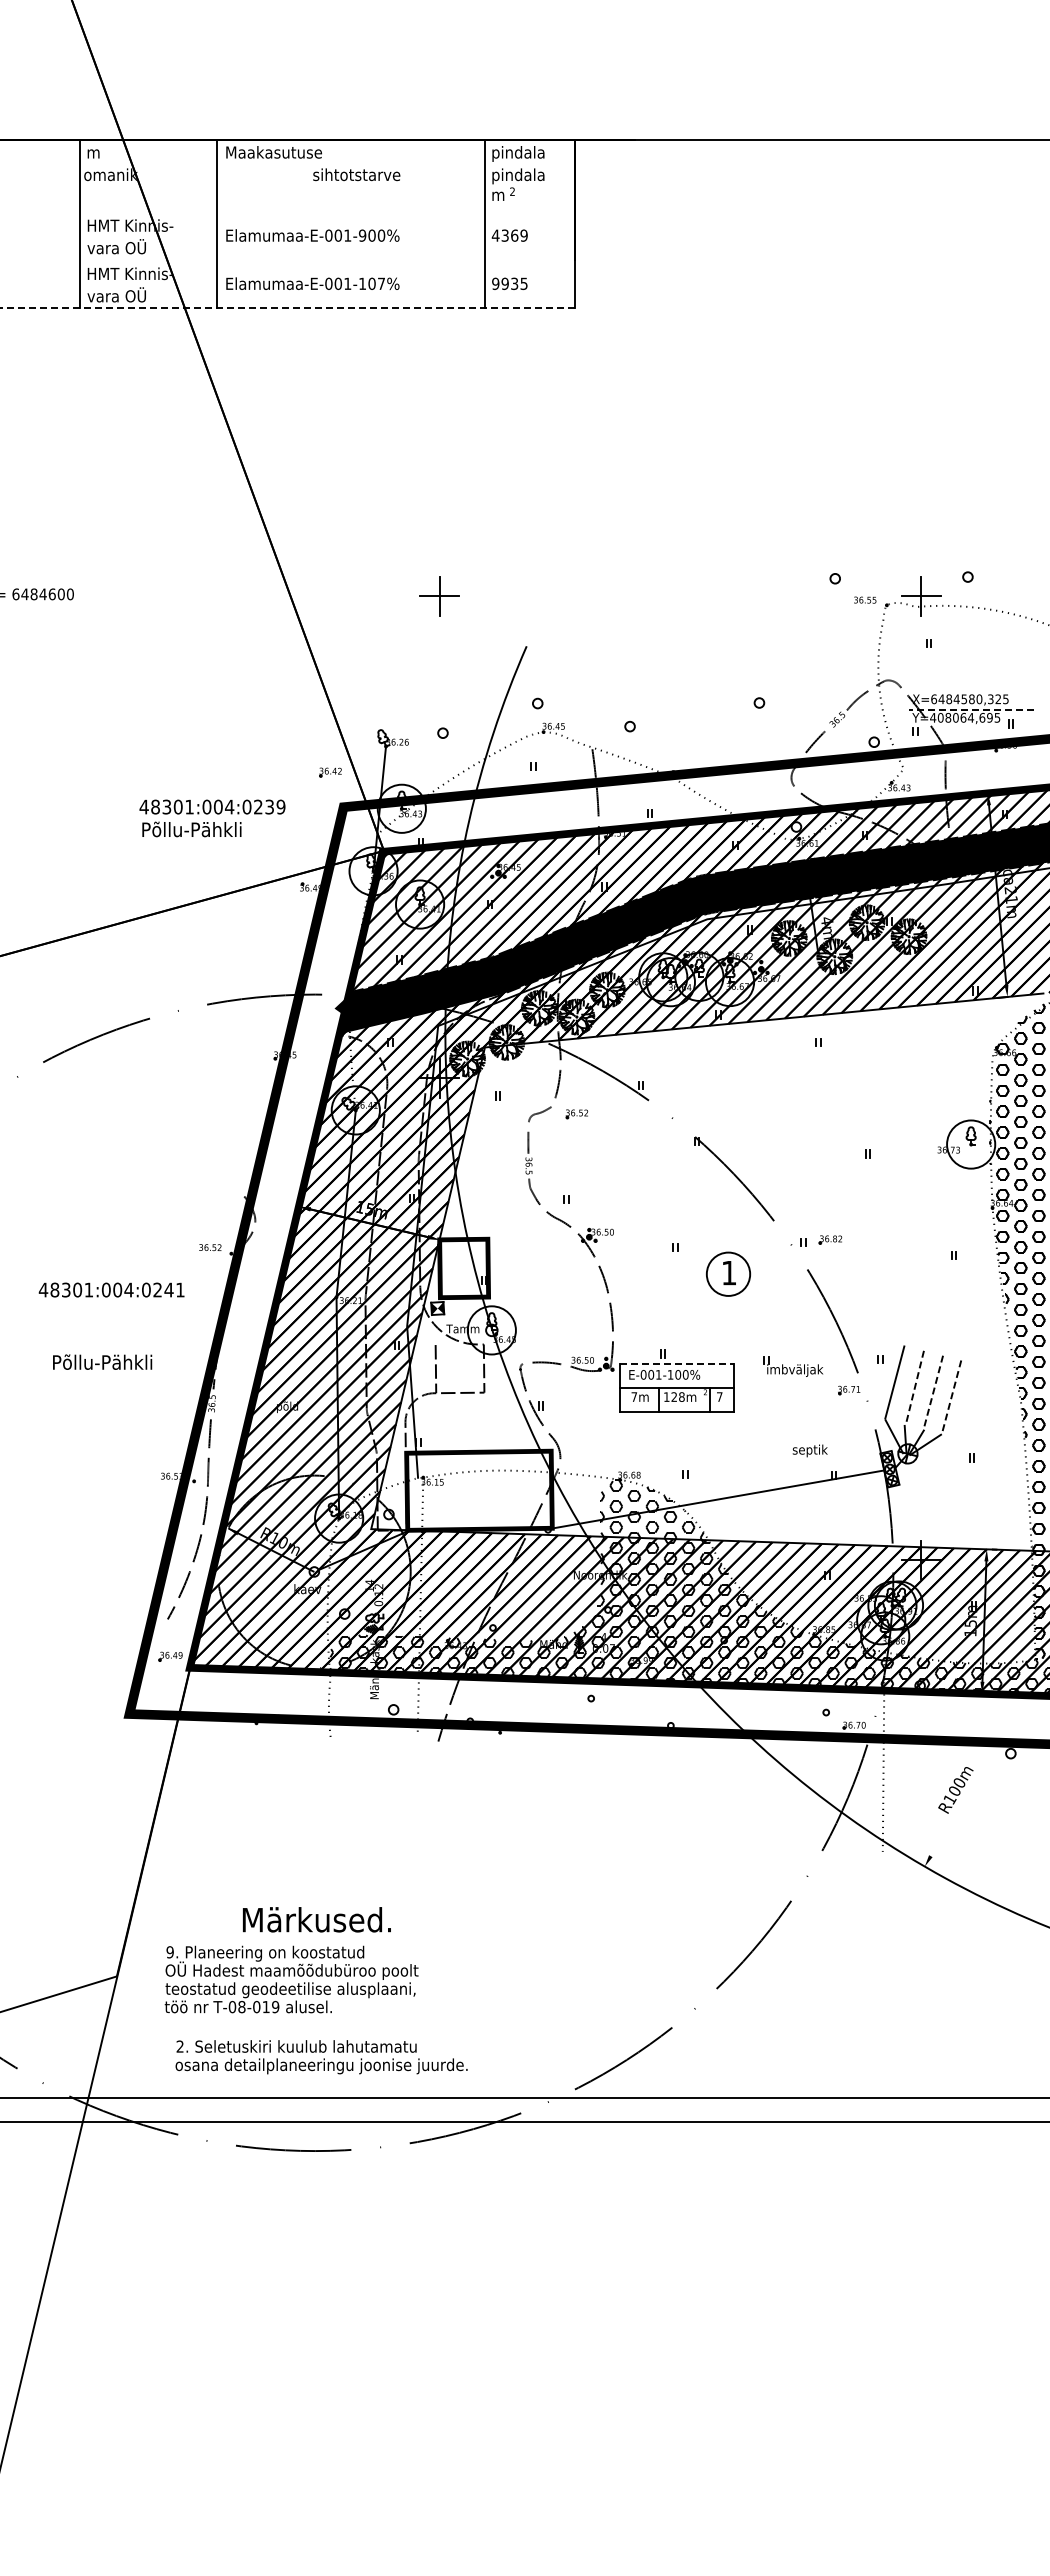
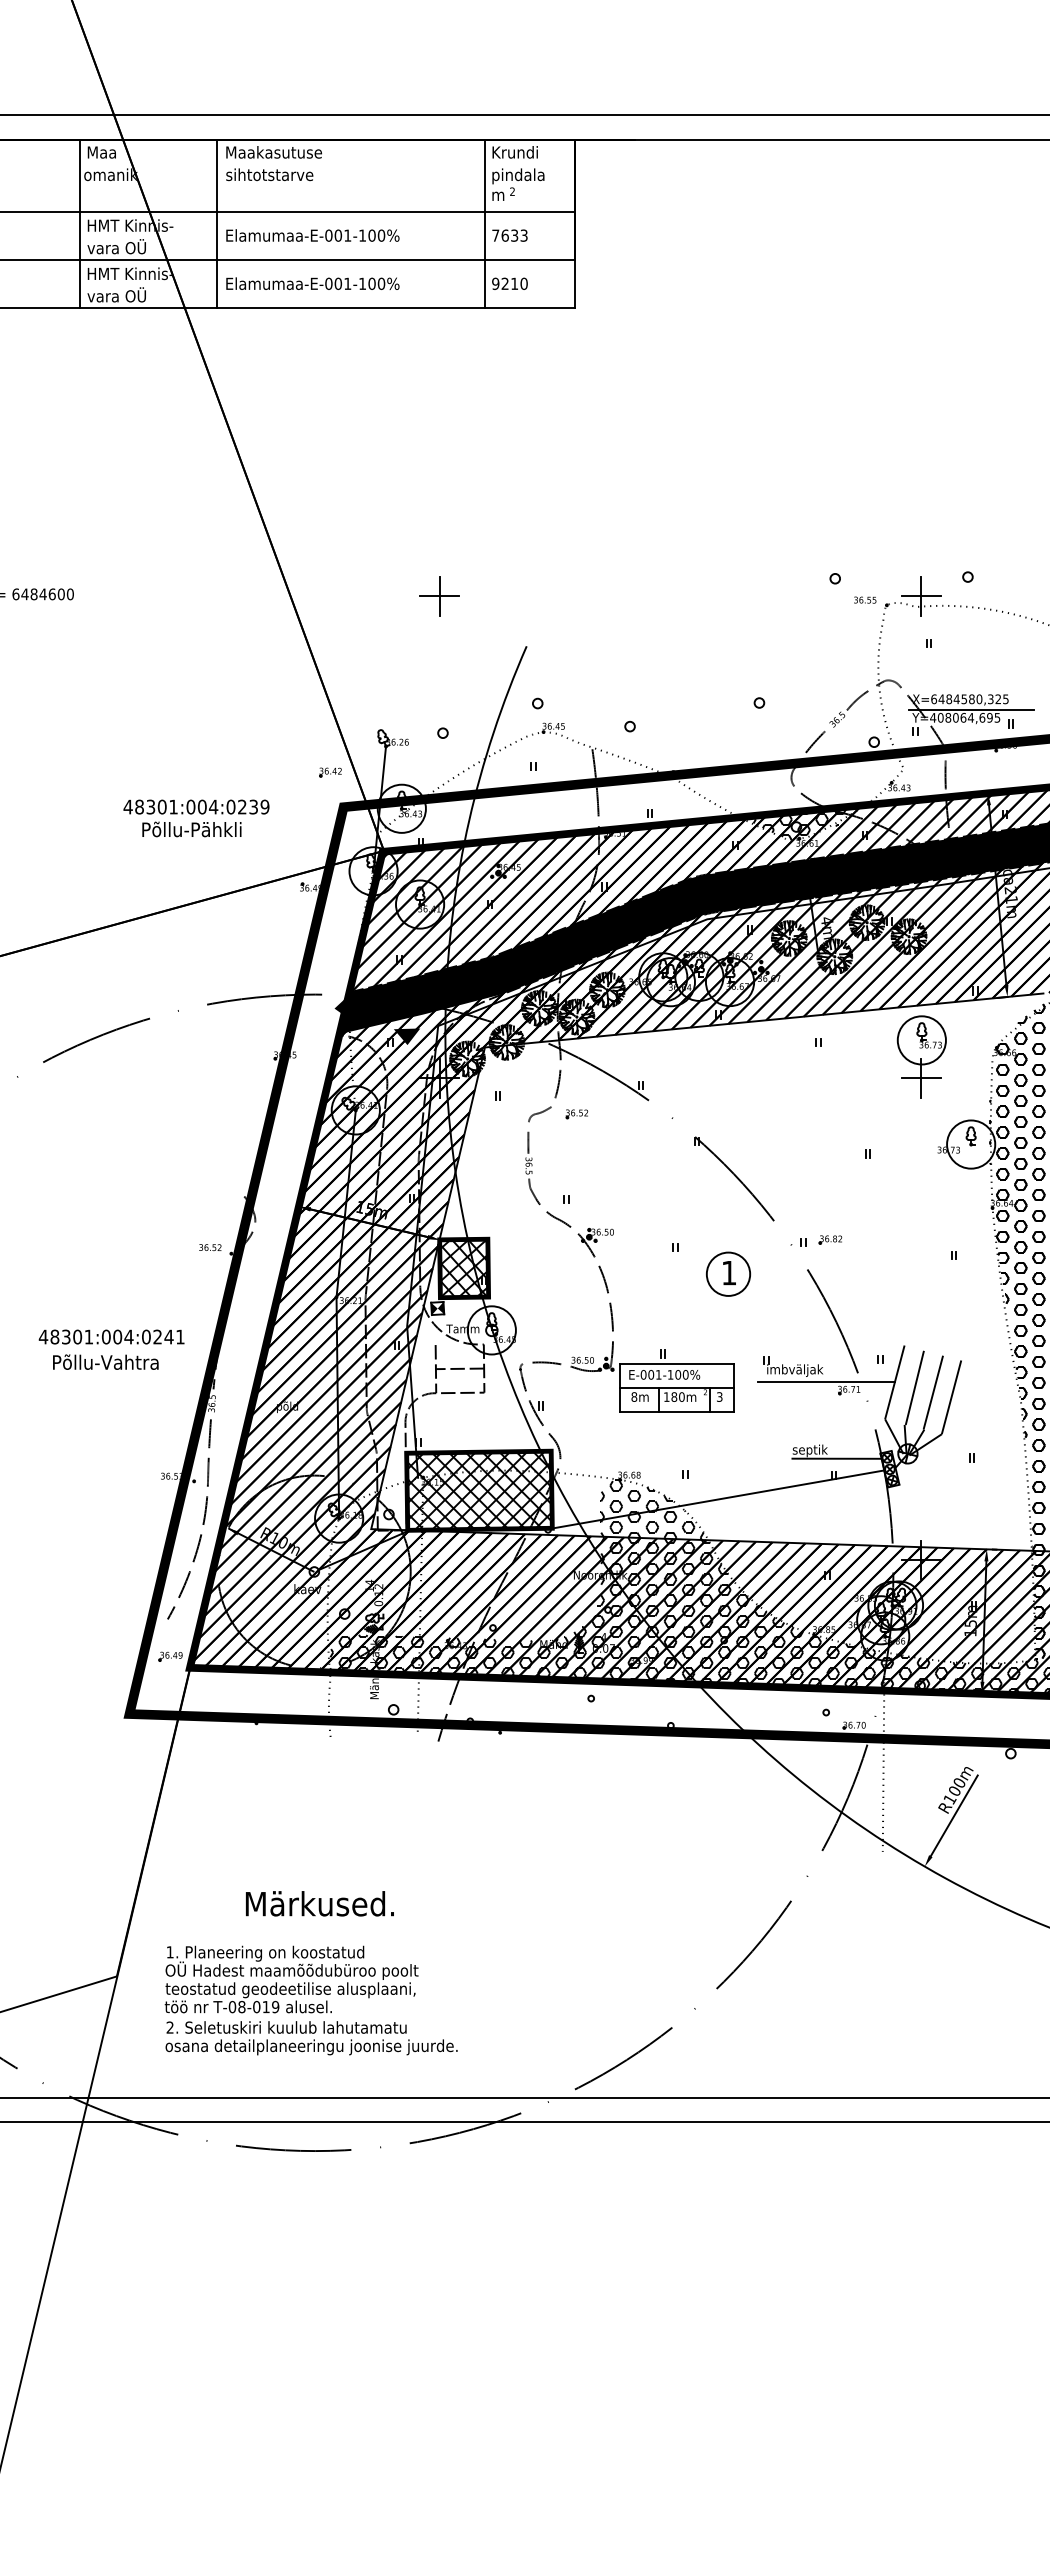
line: none -> present (524, 115)
text: m -> Maa (101, 152)
text: pindala -> Krundi (518, 153)
text position: (356, 174) -> (269, 174) (269, 174)
line: none -> present (288, 211)
text: Elamumaa-E-001-900% -> Elamumaa-E-001-100% (362, 235)
text: 4369 -> 7633 (509, 235)
line: none -> present (288, 260)
text: Elamumaa-E-001-107% -> Elamumaa-E-001-100% (381, 283)
text: 9935 -> 9210 (514, 283)
line: dashed -> solid (287, 308)
line: dashed -> solid (971, 709)
text position: (212, 806) -> (196, 806) (196, 806)
hatch: none -> present (795, 822)
fill: none -> present (406, 1036)
part: none -> present (921, 1056)
hatch: none -> present (463, 1268)
text position: (111, 1289) -> (111, 1336) (111, 1336)
text: Põllu-Pähkli -> Põllu-Vahtra (129, 1361)
line: dashed -> solid (677, 1363)
line: none -> present (459, 1368)
line: none -> present (826, 1382)
line: dashed -> solid (914, 1388)
line: dashed -> solid (933, 1393)
text: 7m -> 8m (634, 1396)
text: 128m -> 180m (677, 1396)
text: 7 -> 3 (719, 1396)
line: dashed -> solid (951, 1397)
line: none -> present (836, 1458)
hatch: none -> present (479, 1490)
line: none -> present (953, 1815)
text position: (316, 1919) -> (319, 1903) (319, 1903)
text: 9. -> 1. (169, 1952)
text position: (321, 2057) -> (311, 2038) (311, 2038)
